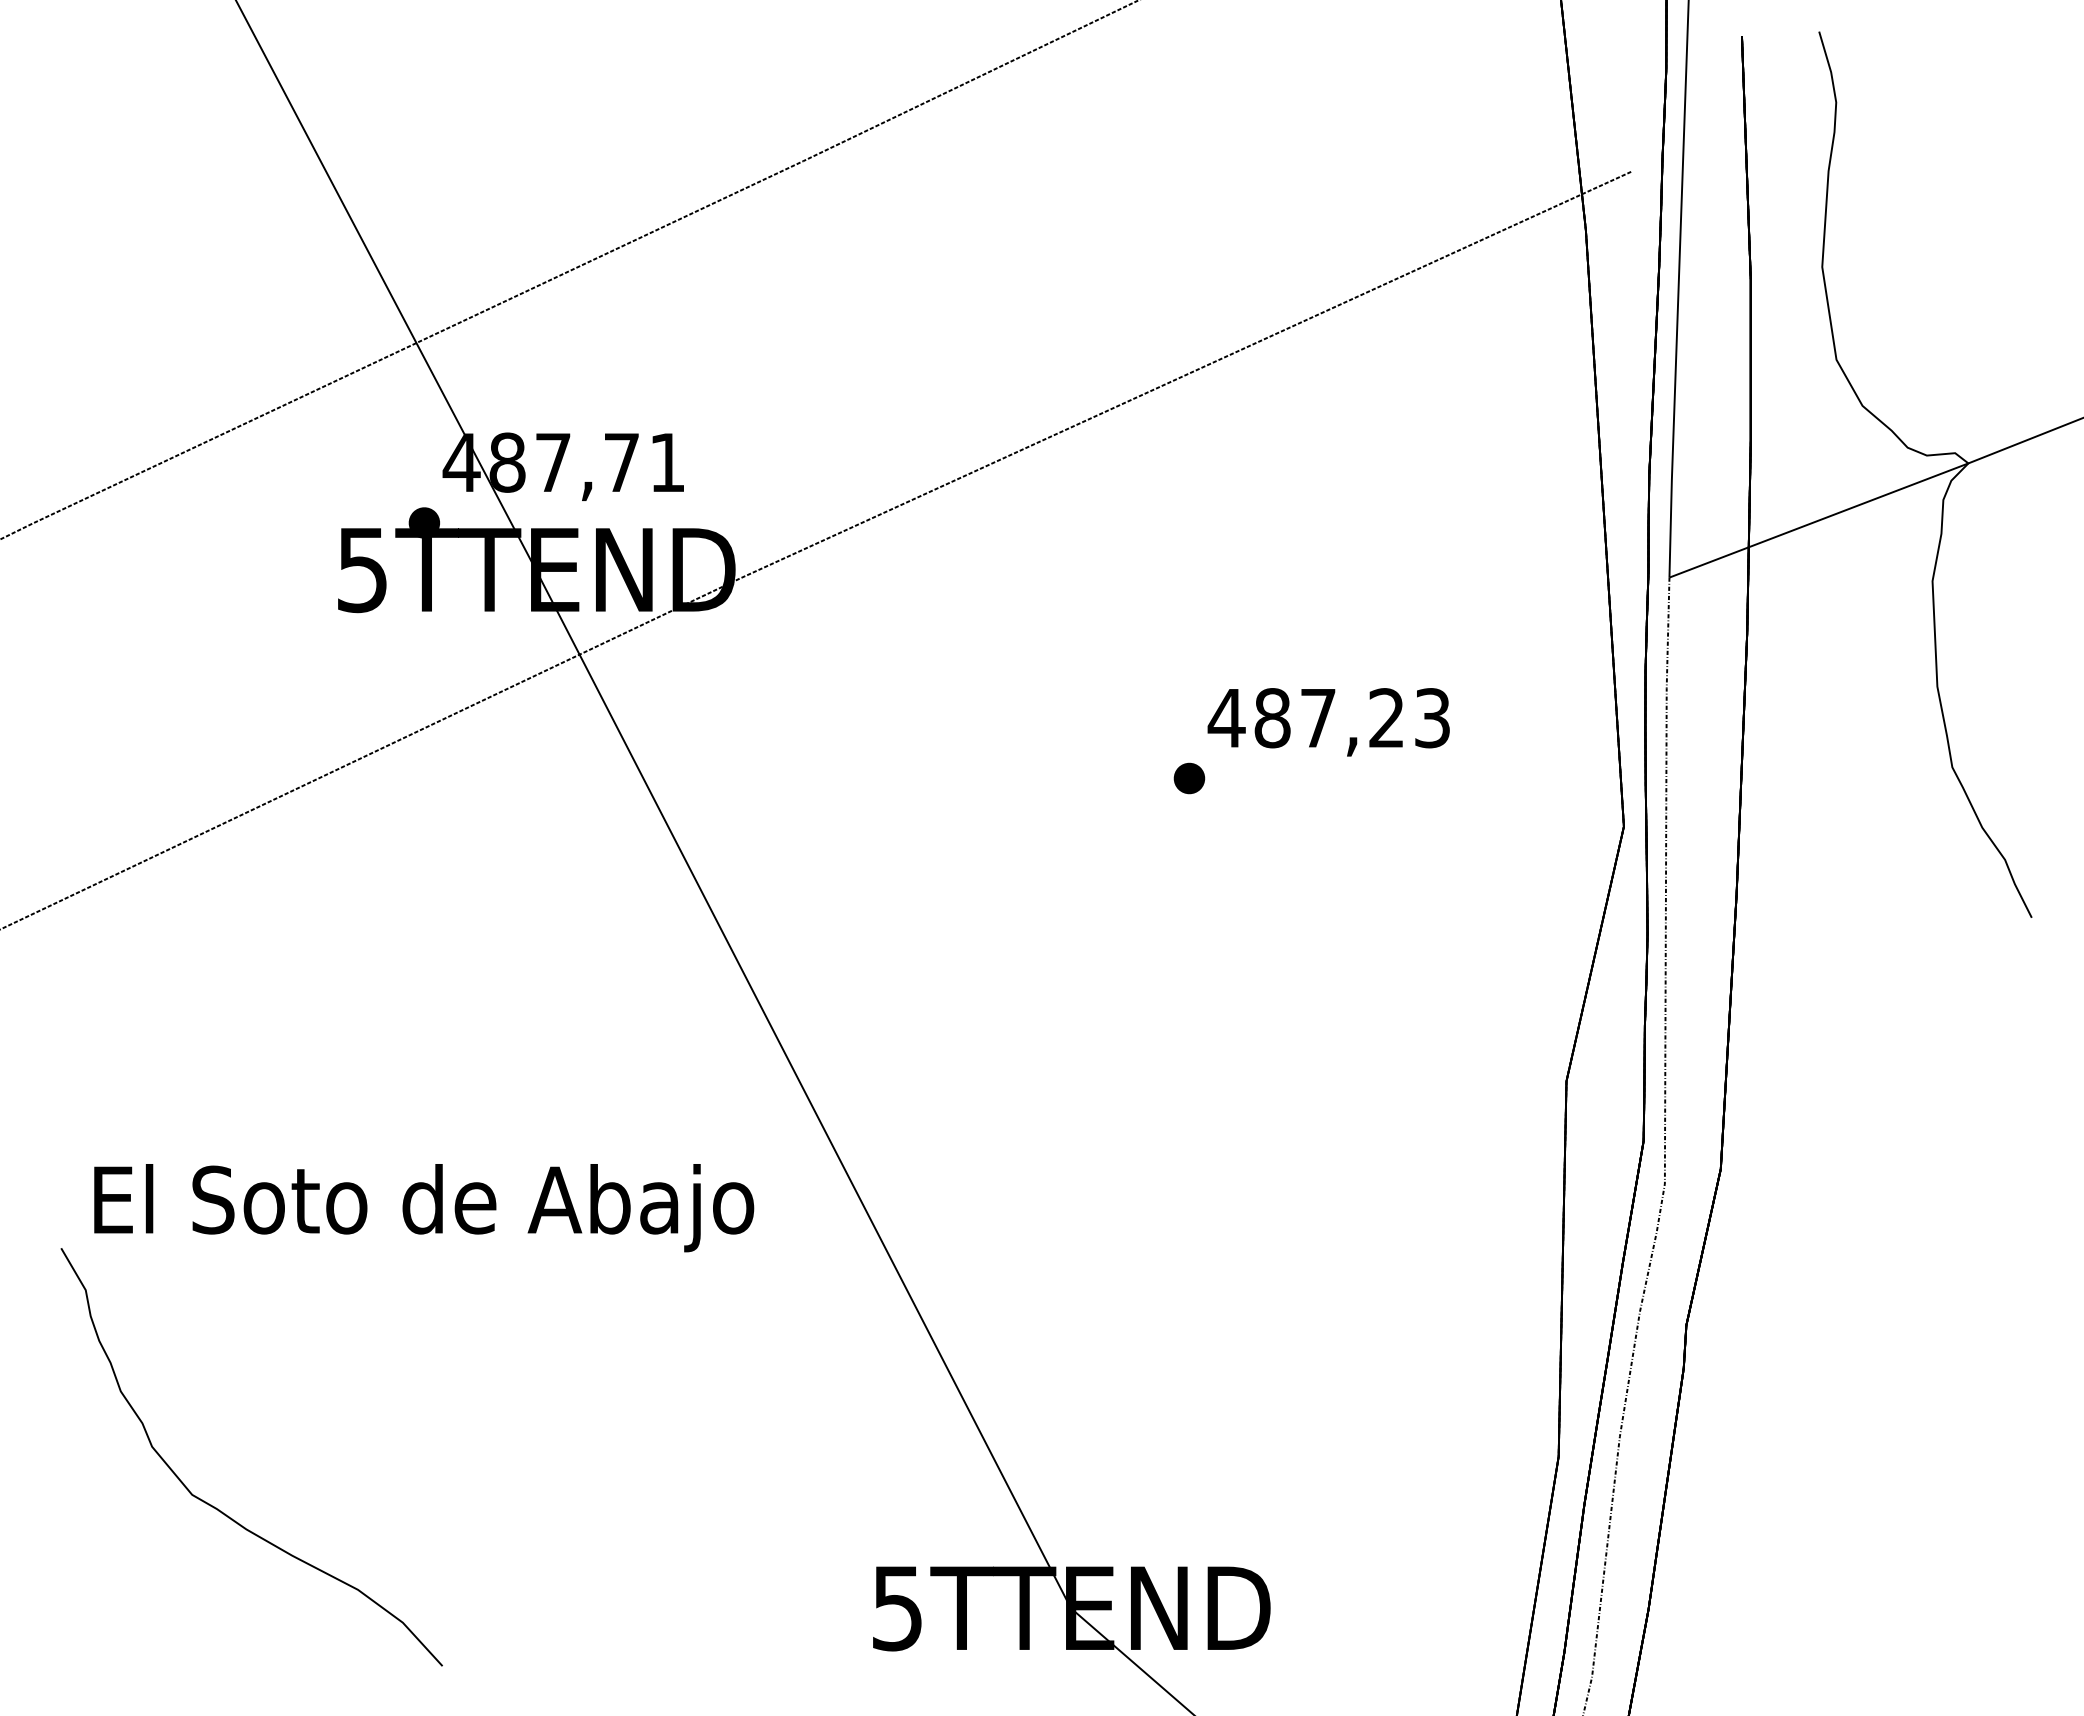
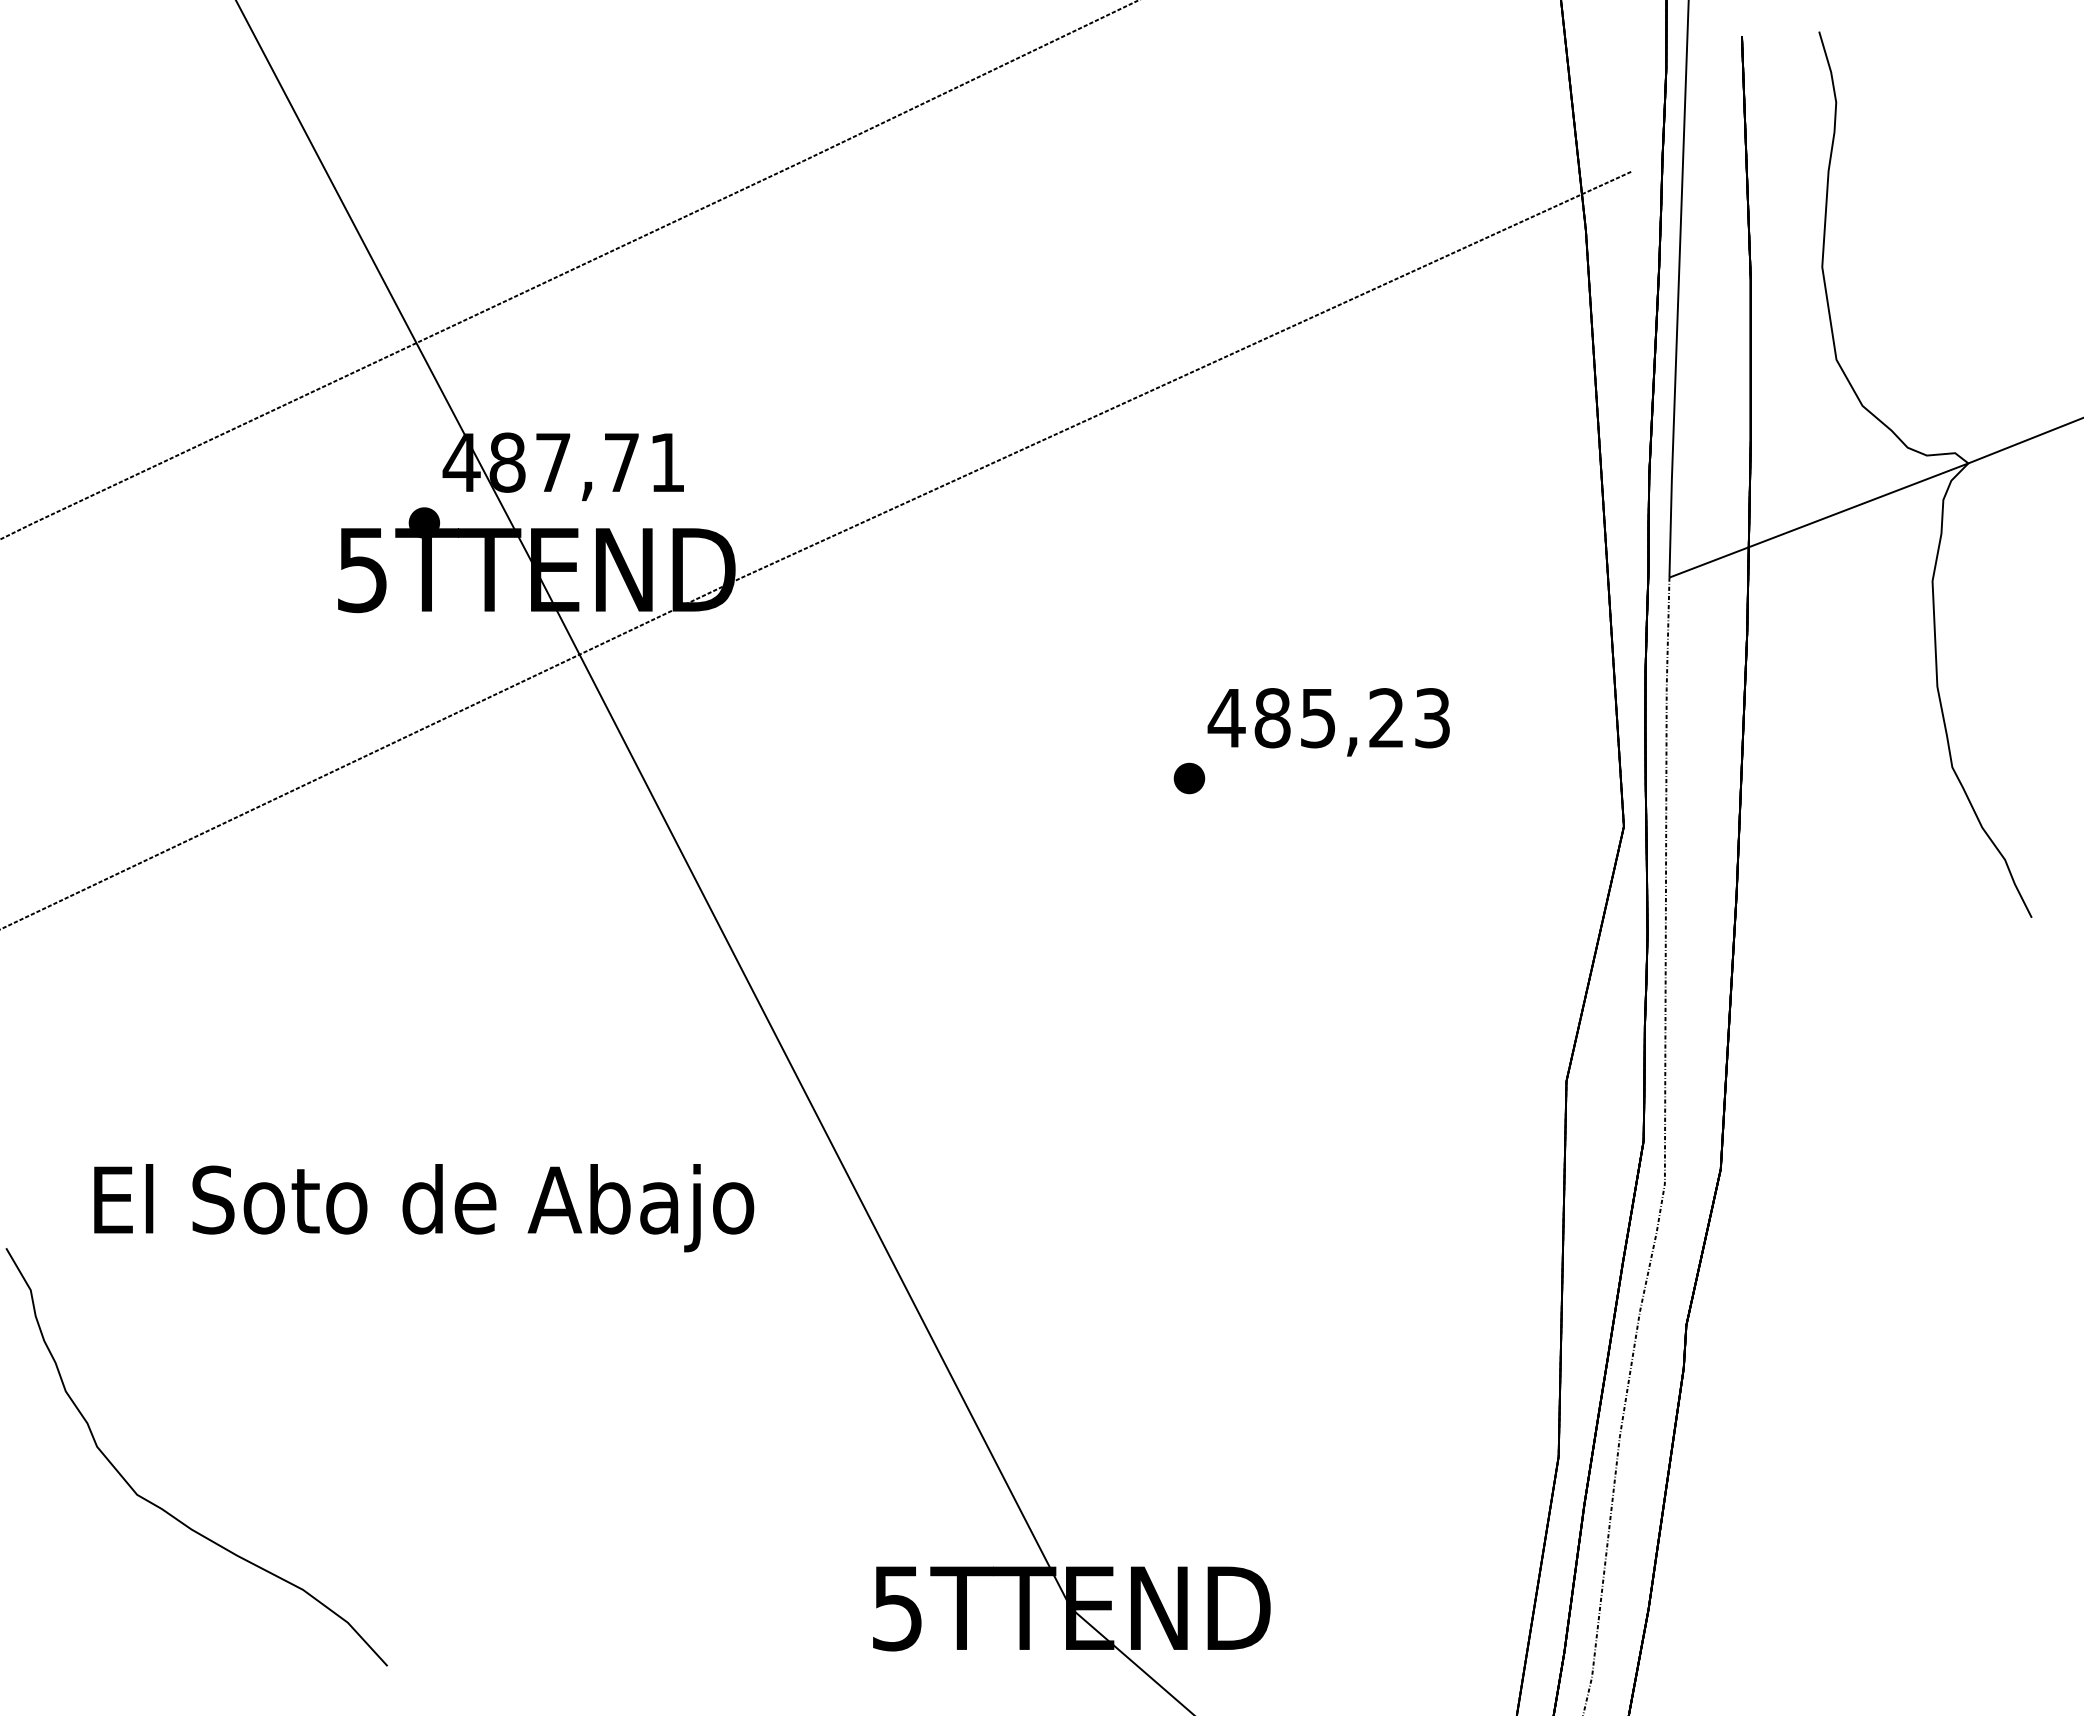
text: 487,23 -> 485,23 (1318, 718)
curve position: (216, 1507) -> (161, 1507) (161, 1507)
